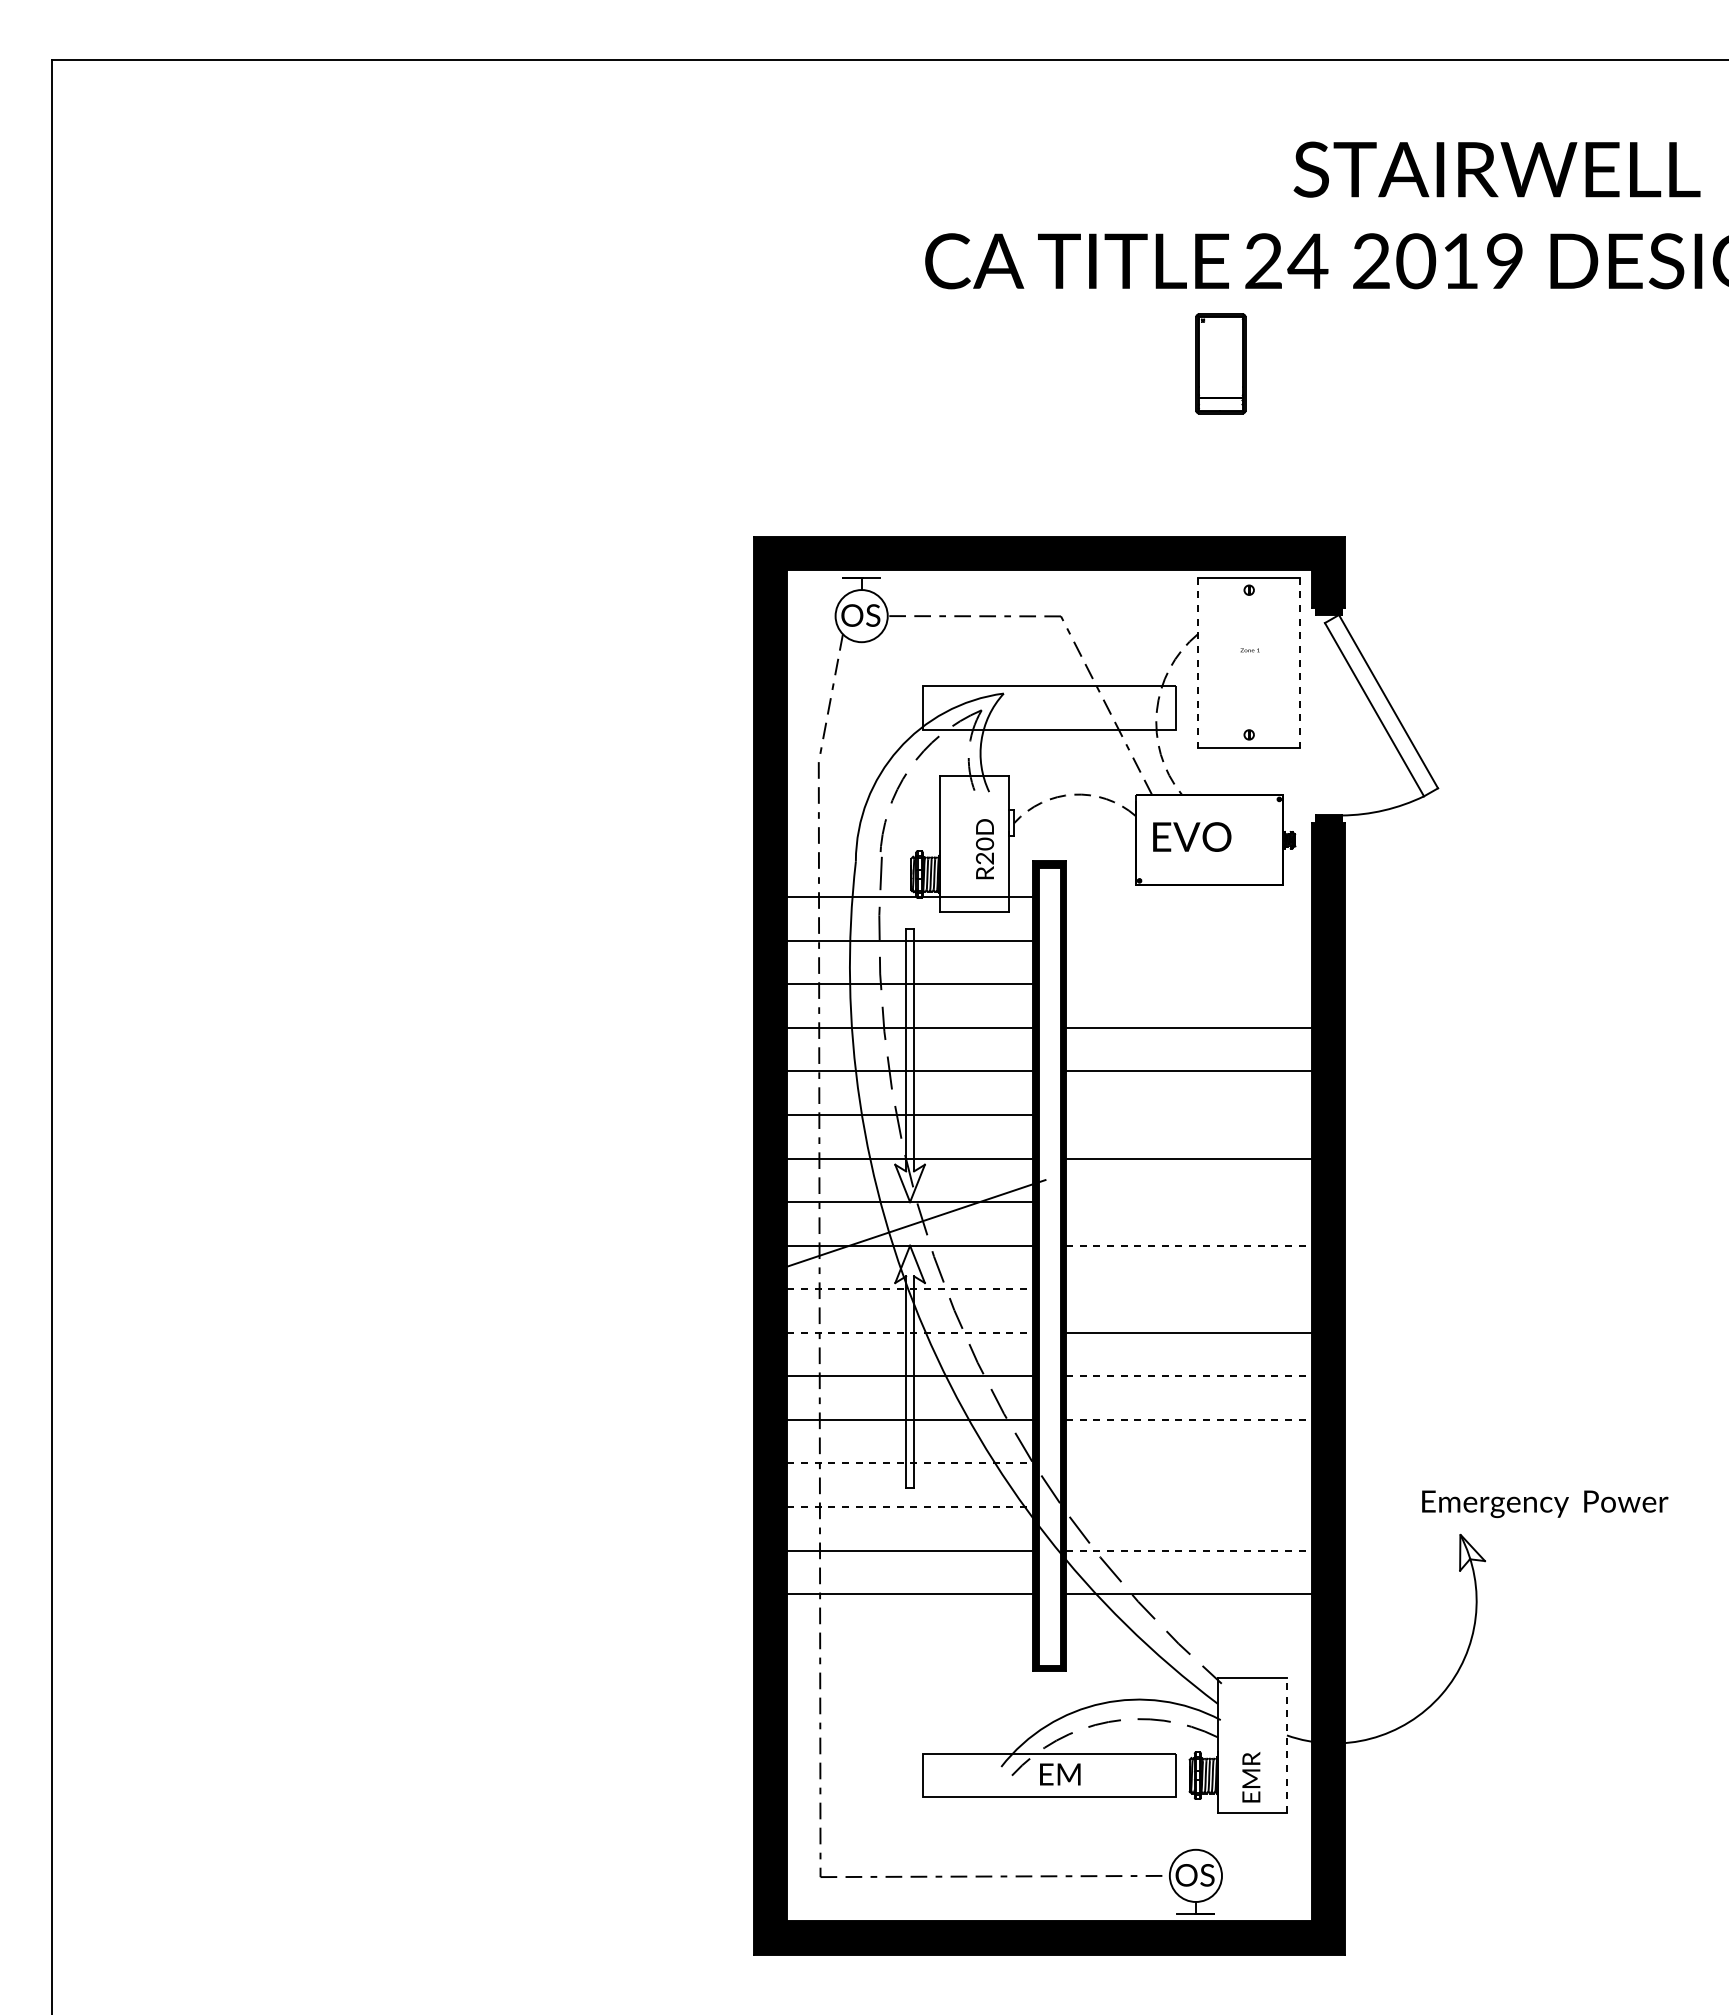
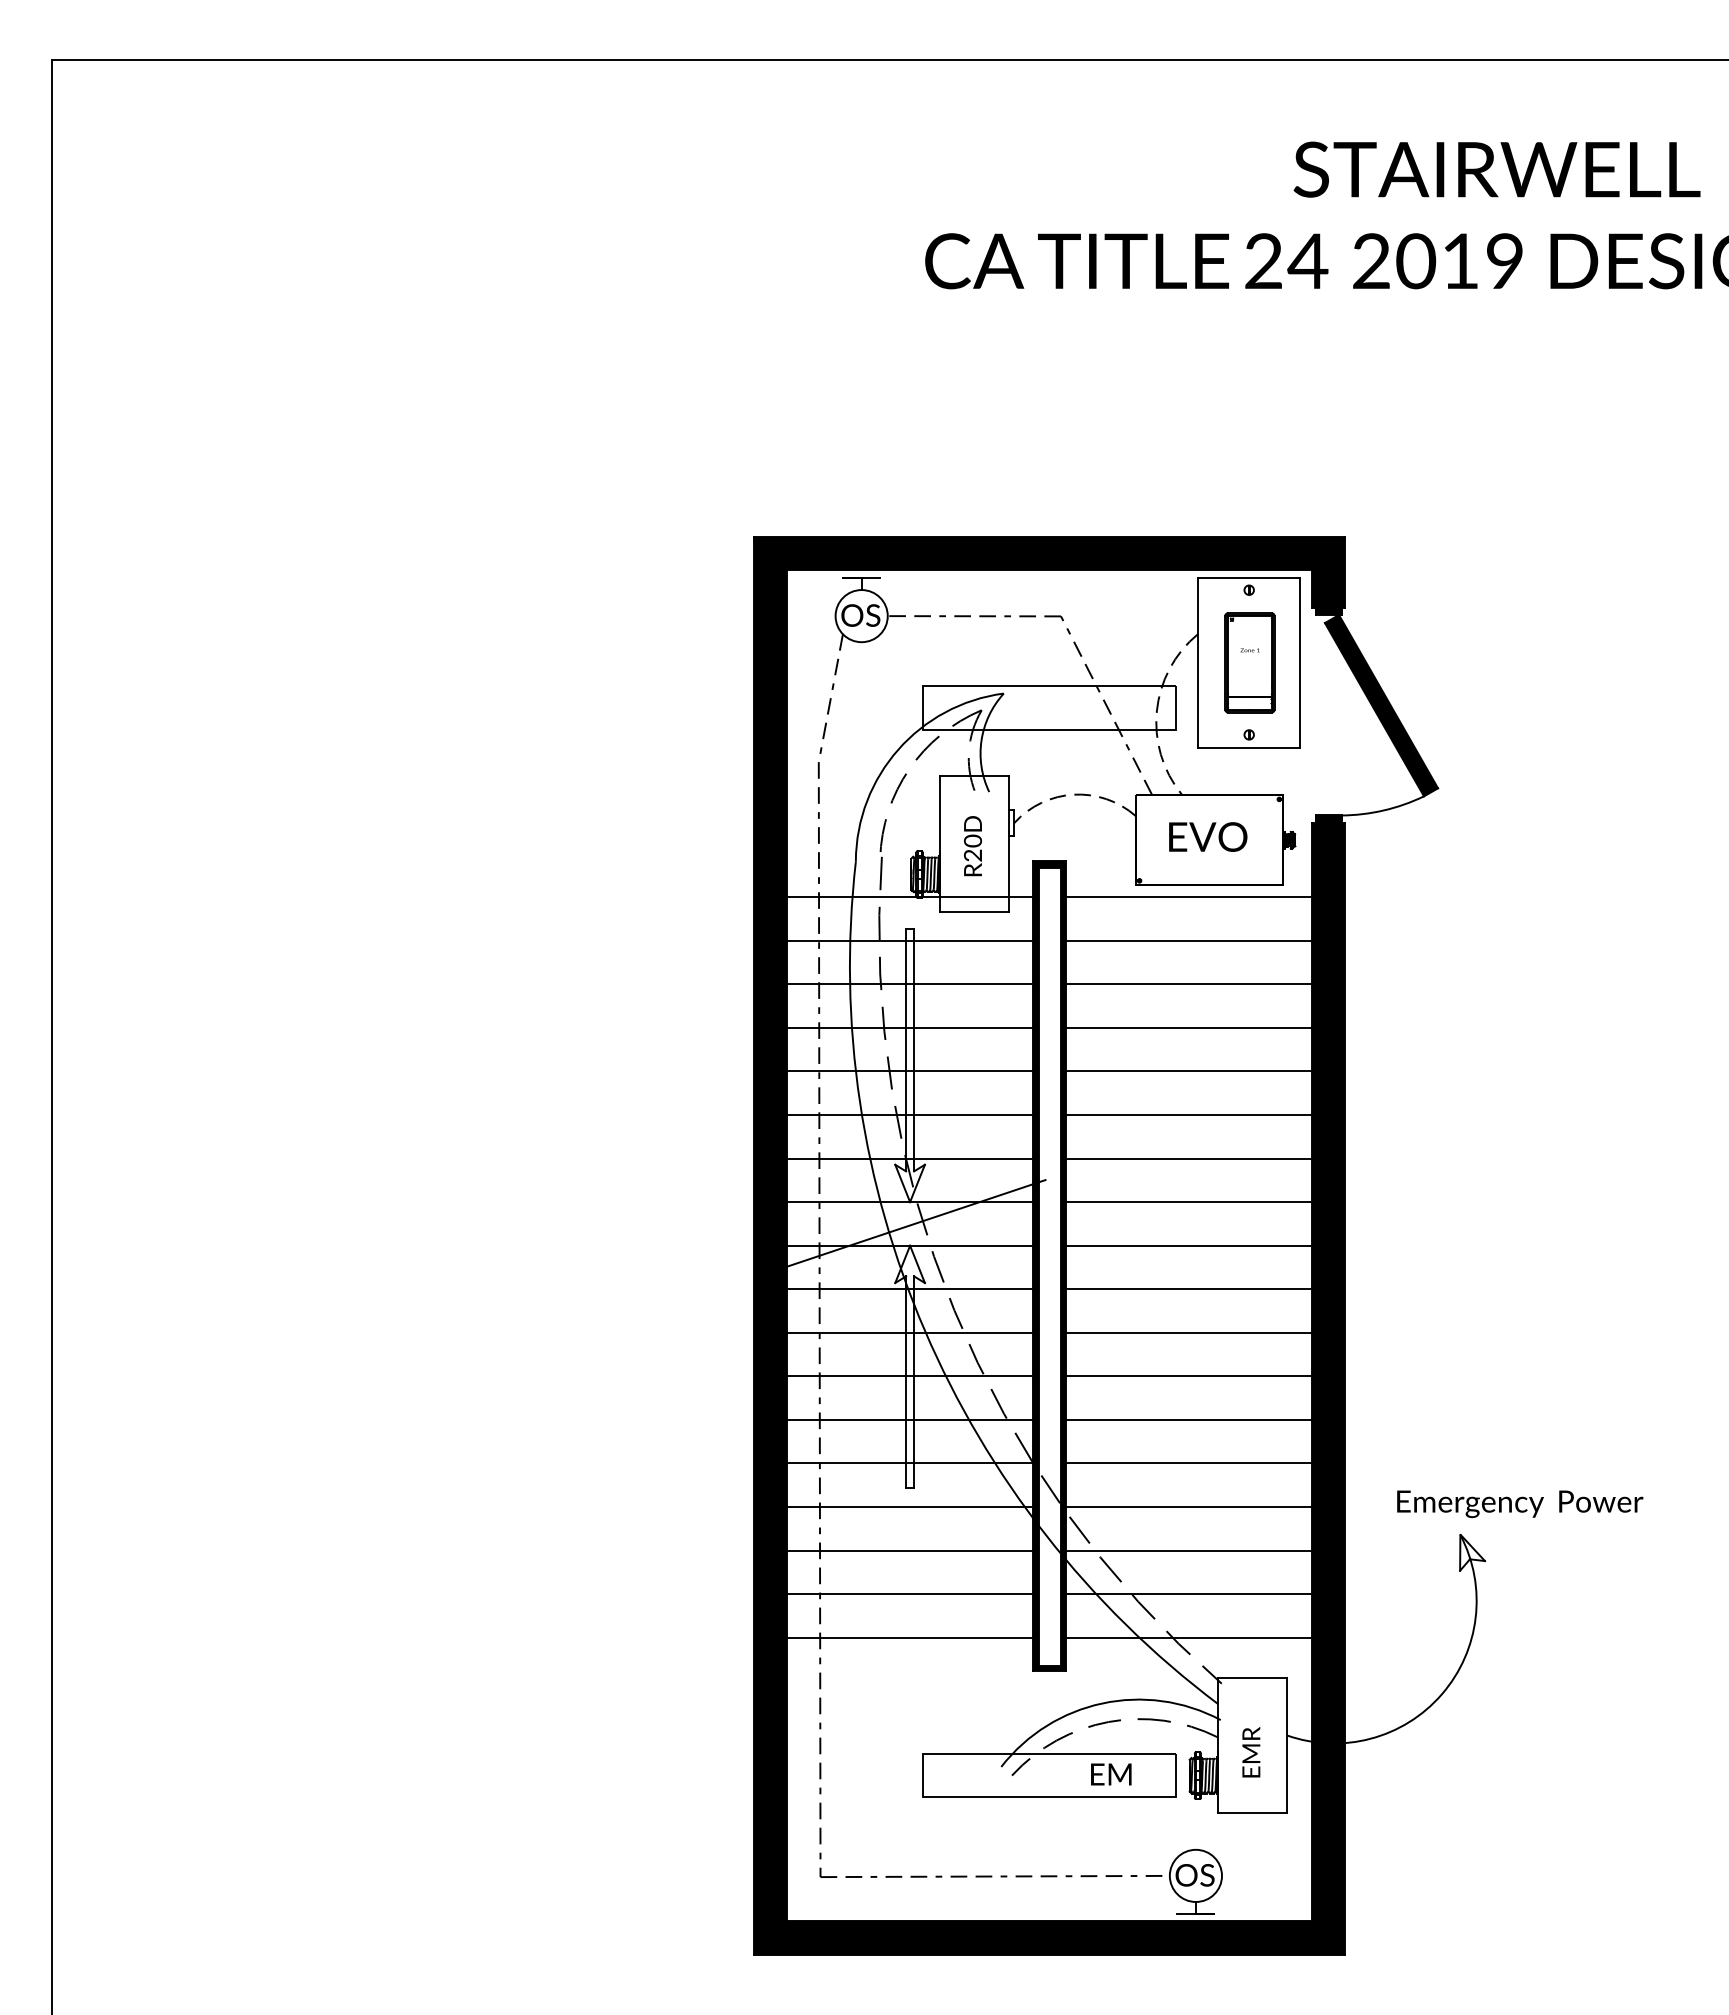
part position: (1220, 363) -> (1249, 662) (1249, 662)
line: dashed -> solid (1198, 663)
line: dashed -> solid (1300, 663)
fill: none -> present (1381, 705)
text position: (1192, 836) -> (1208, 836) (1208, 836)
text position: (985, 849) -> (973, 846) (973, 846)
line: none -> present (1188, 897)
line: none -> present (1188, 940)
line: none -> present (1188, 984)
line: none -> present (1188, 1114)
line: none -> present (1188, 1202)
line: dashed -> solid (1189, 1245)
line: dashed -> solid (910, 1289)
line: none -> present (1188, 1289)
line: dashed -> solid (910, 1332)
line: dashed -> solid (1189, 1376)
line: dashed -> solid (1189, 1419)
line: dashed -> solid (910, 1463)
line: none -> present (1188, 1463)
text position: (1545, 1504) -> (1520, 1504) (1520, 1504)
line: dashed -> solid (910, 1507)
line: none -> present (1188, 1507)
line: dashed -> solid (1189, 1550)
line: none -> present (909, 1637)
line: none -> present (1188, 1637)
line: dashed -> solid (1287, 1745)
text position: (1060, 1774) -> (1111, 1774) (1111, 1774)
text position: (1251, 1777) -> (1251, 1752) (1251, 1752)
